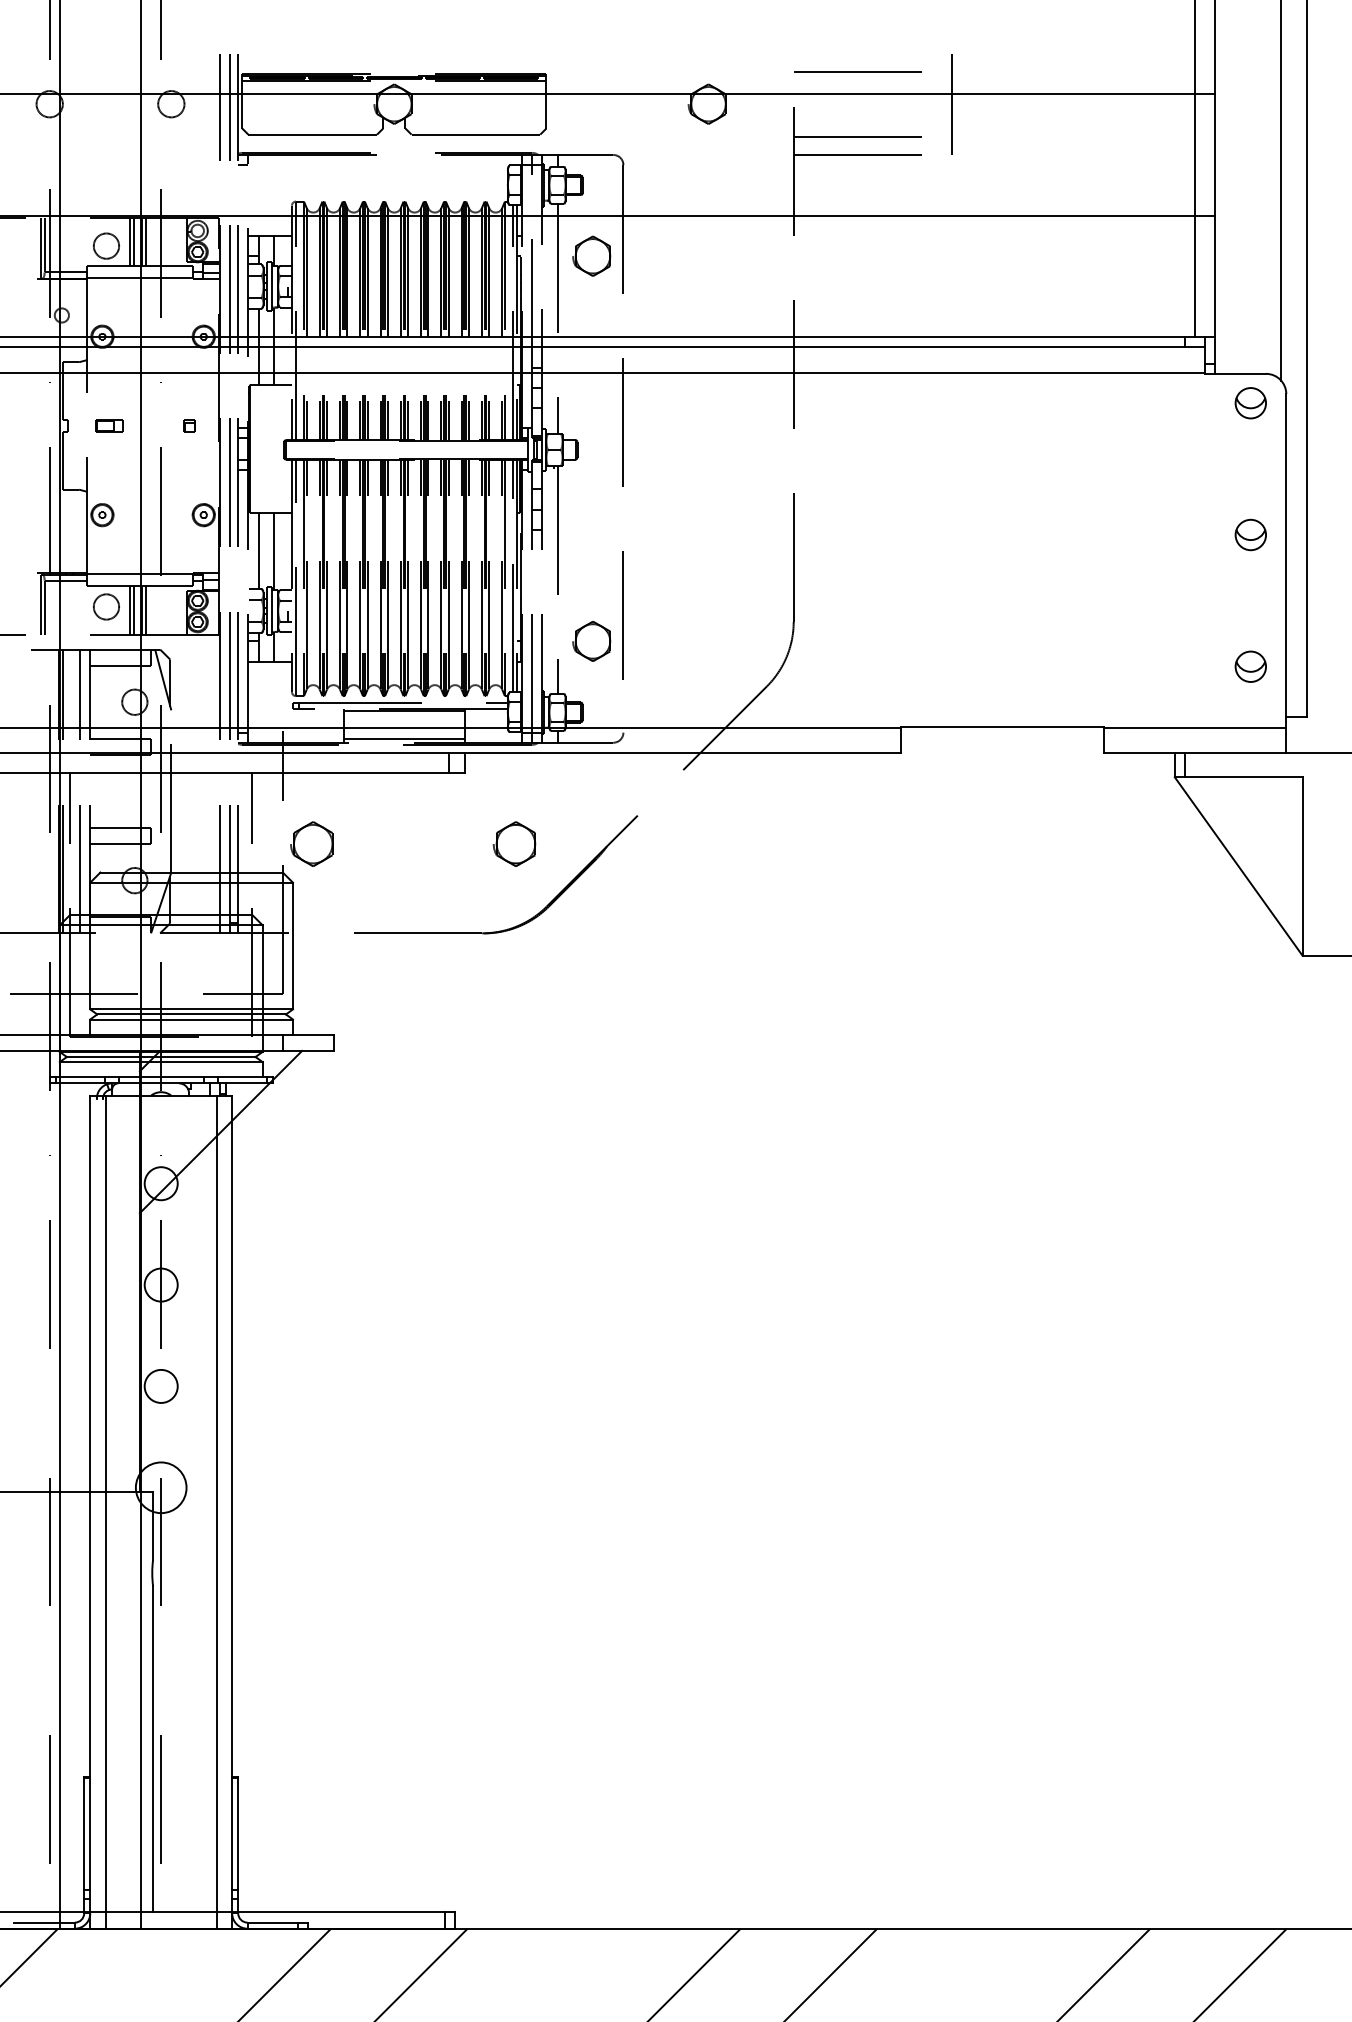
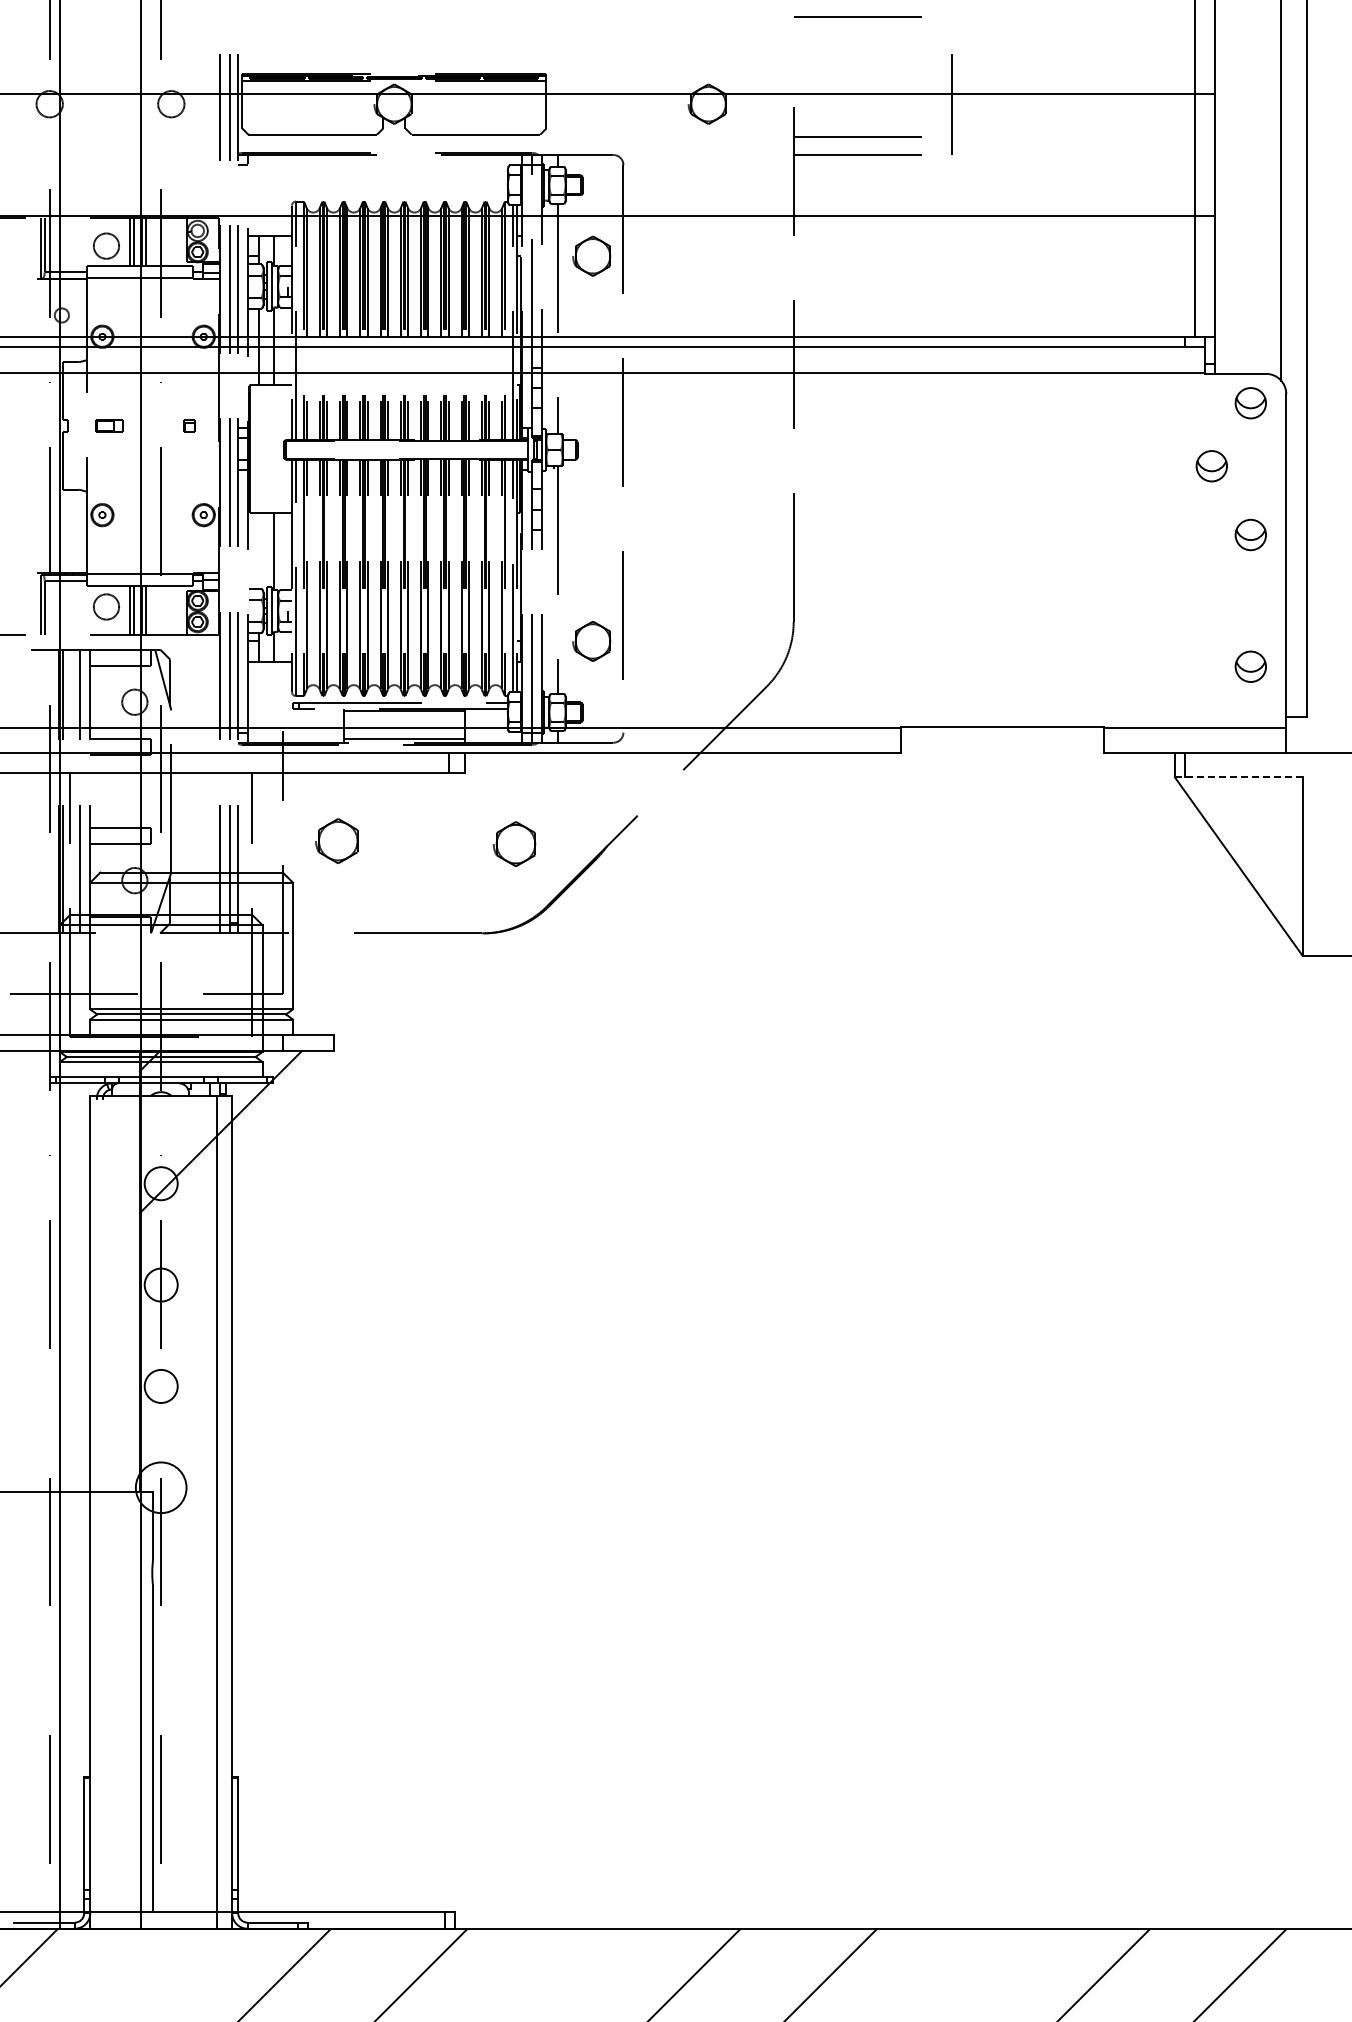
line position: (857, 71) -> (857, 16) (857, 16)
part: none -> present (1211, 466)
line: present -> none (258, 550)
line: solid -> dashed (1238, 777)
part position: (311, 843) -> (336, 840) (336, 840)
line: present -> none (105, 1511)
